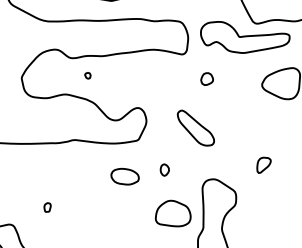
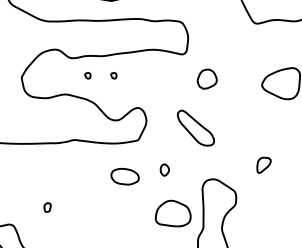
part: present -> none (245, 37)
part: none -> present (113, 75)
part size: 14x14 px -> 22x22 px (206, 78)
